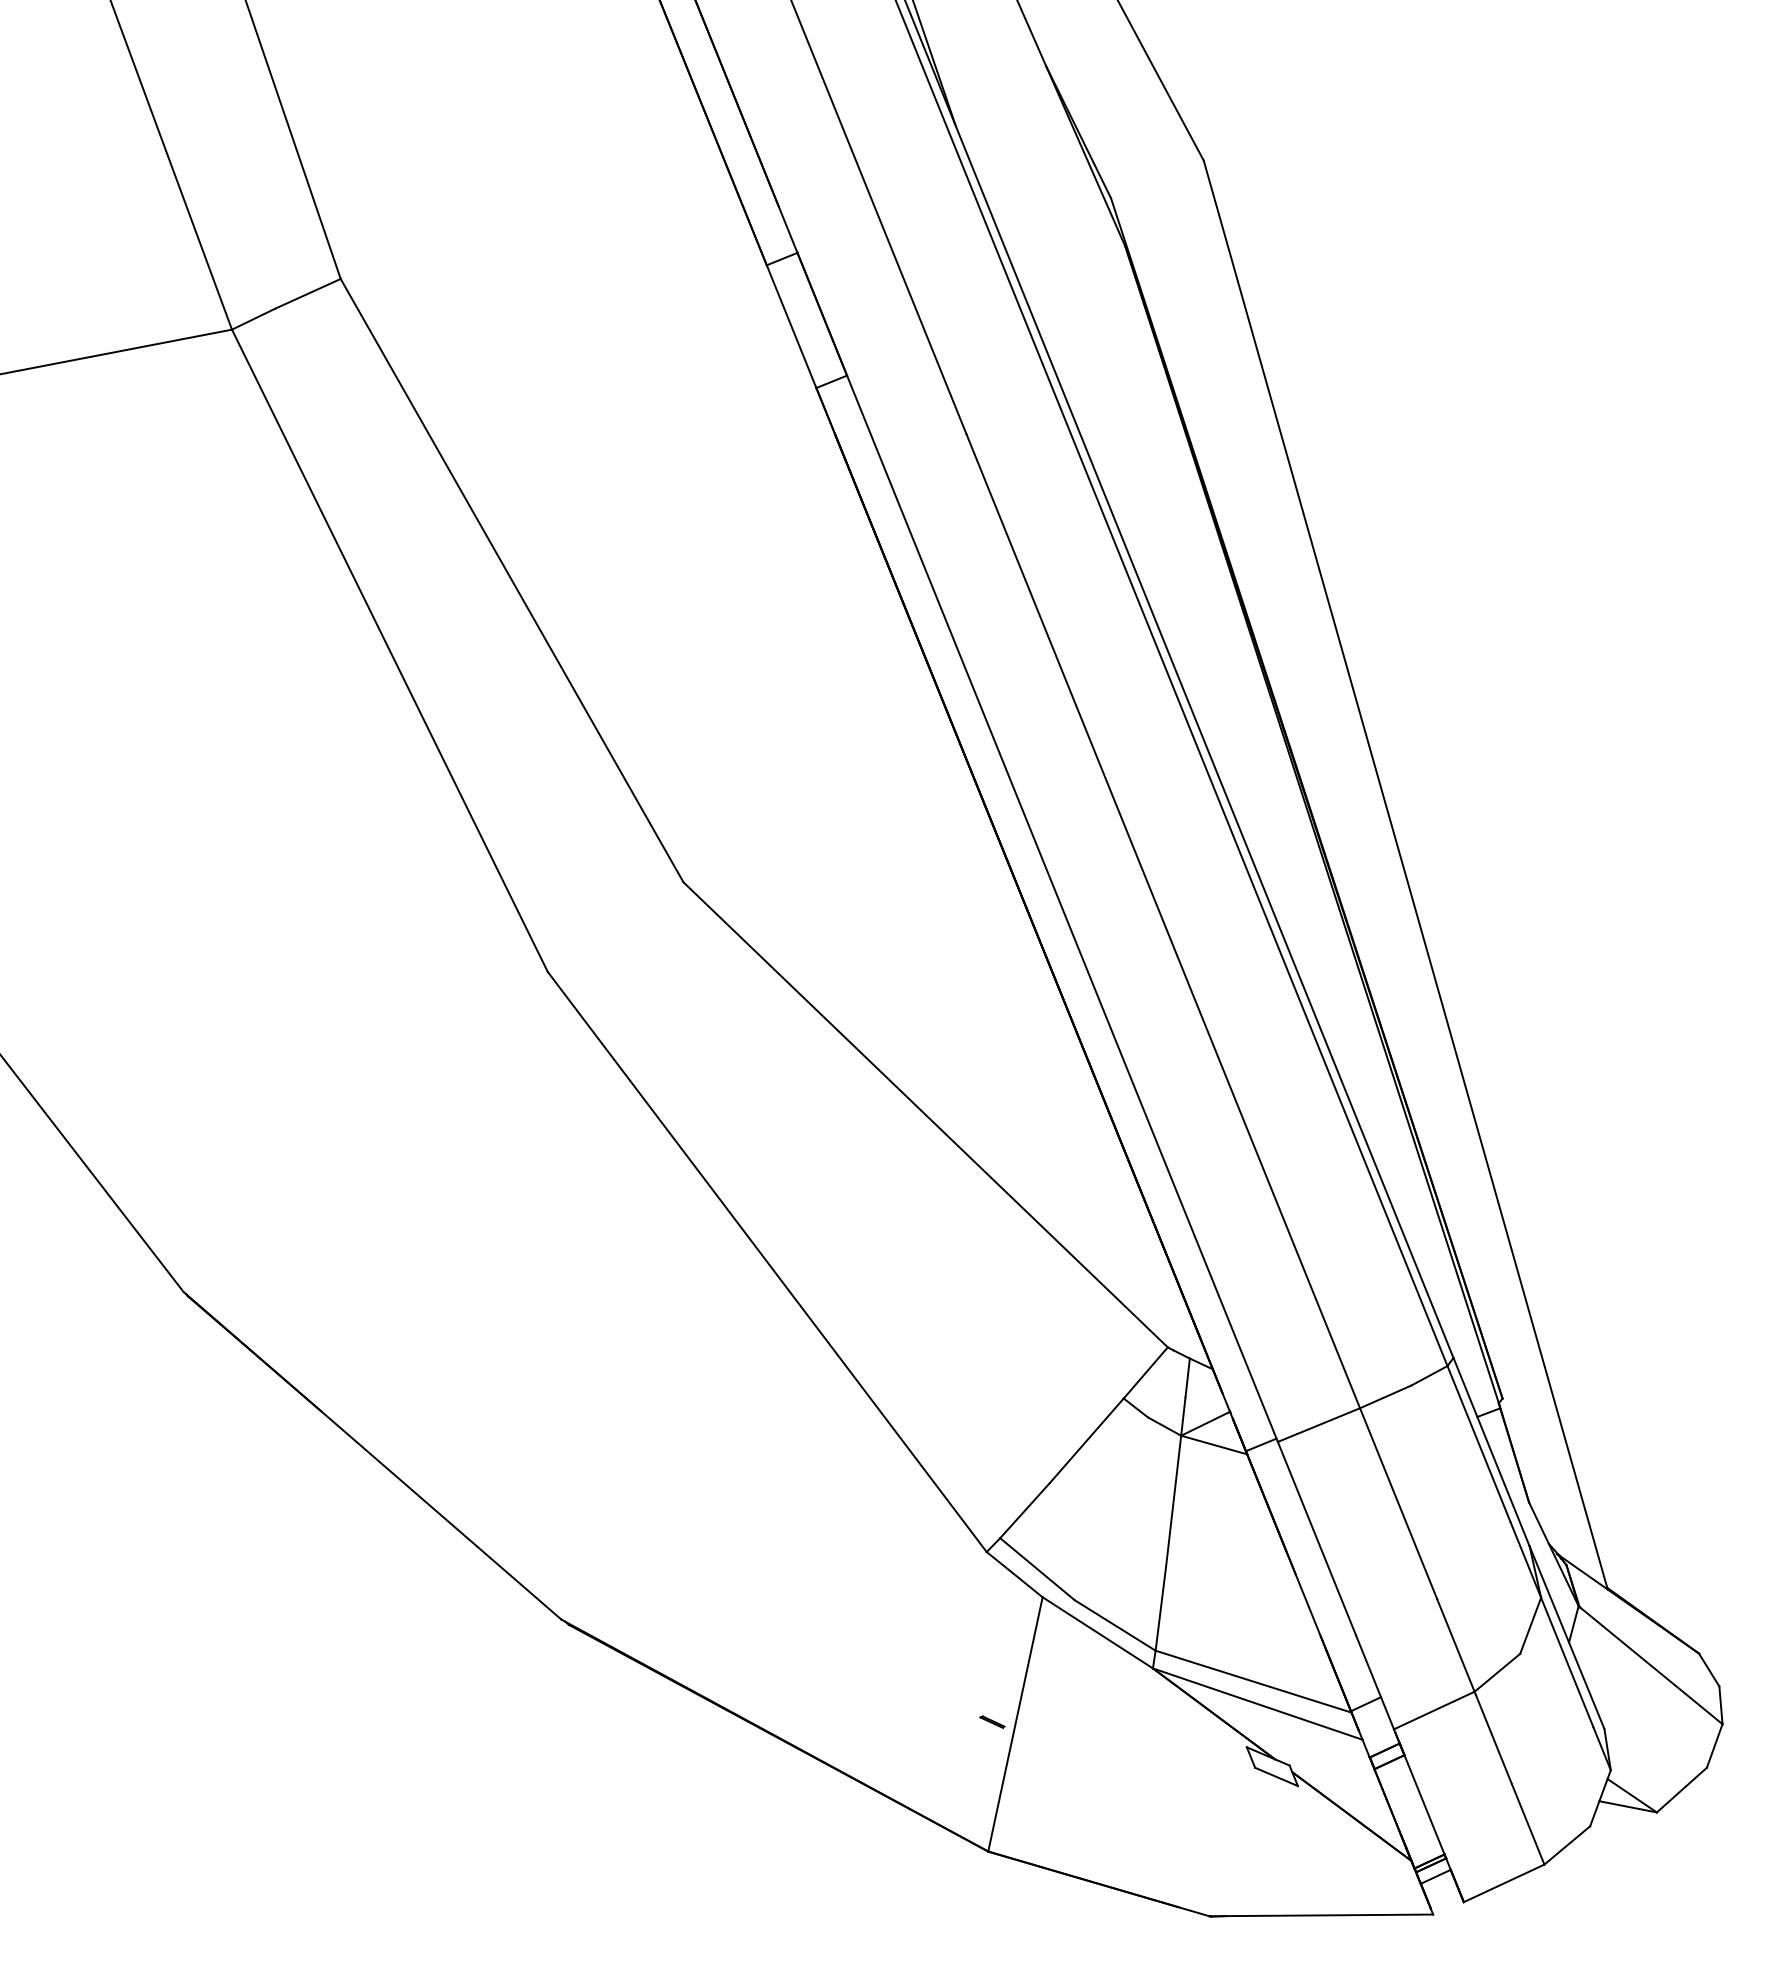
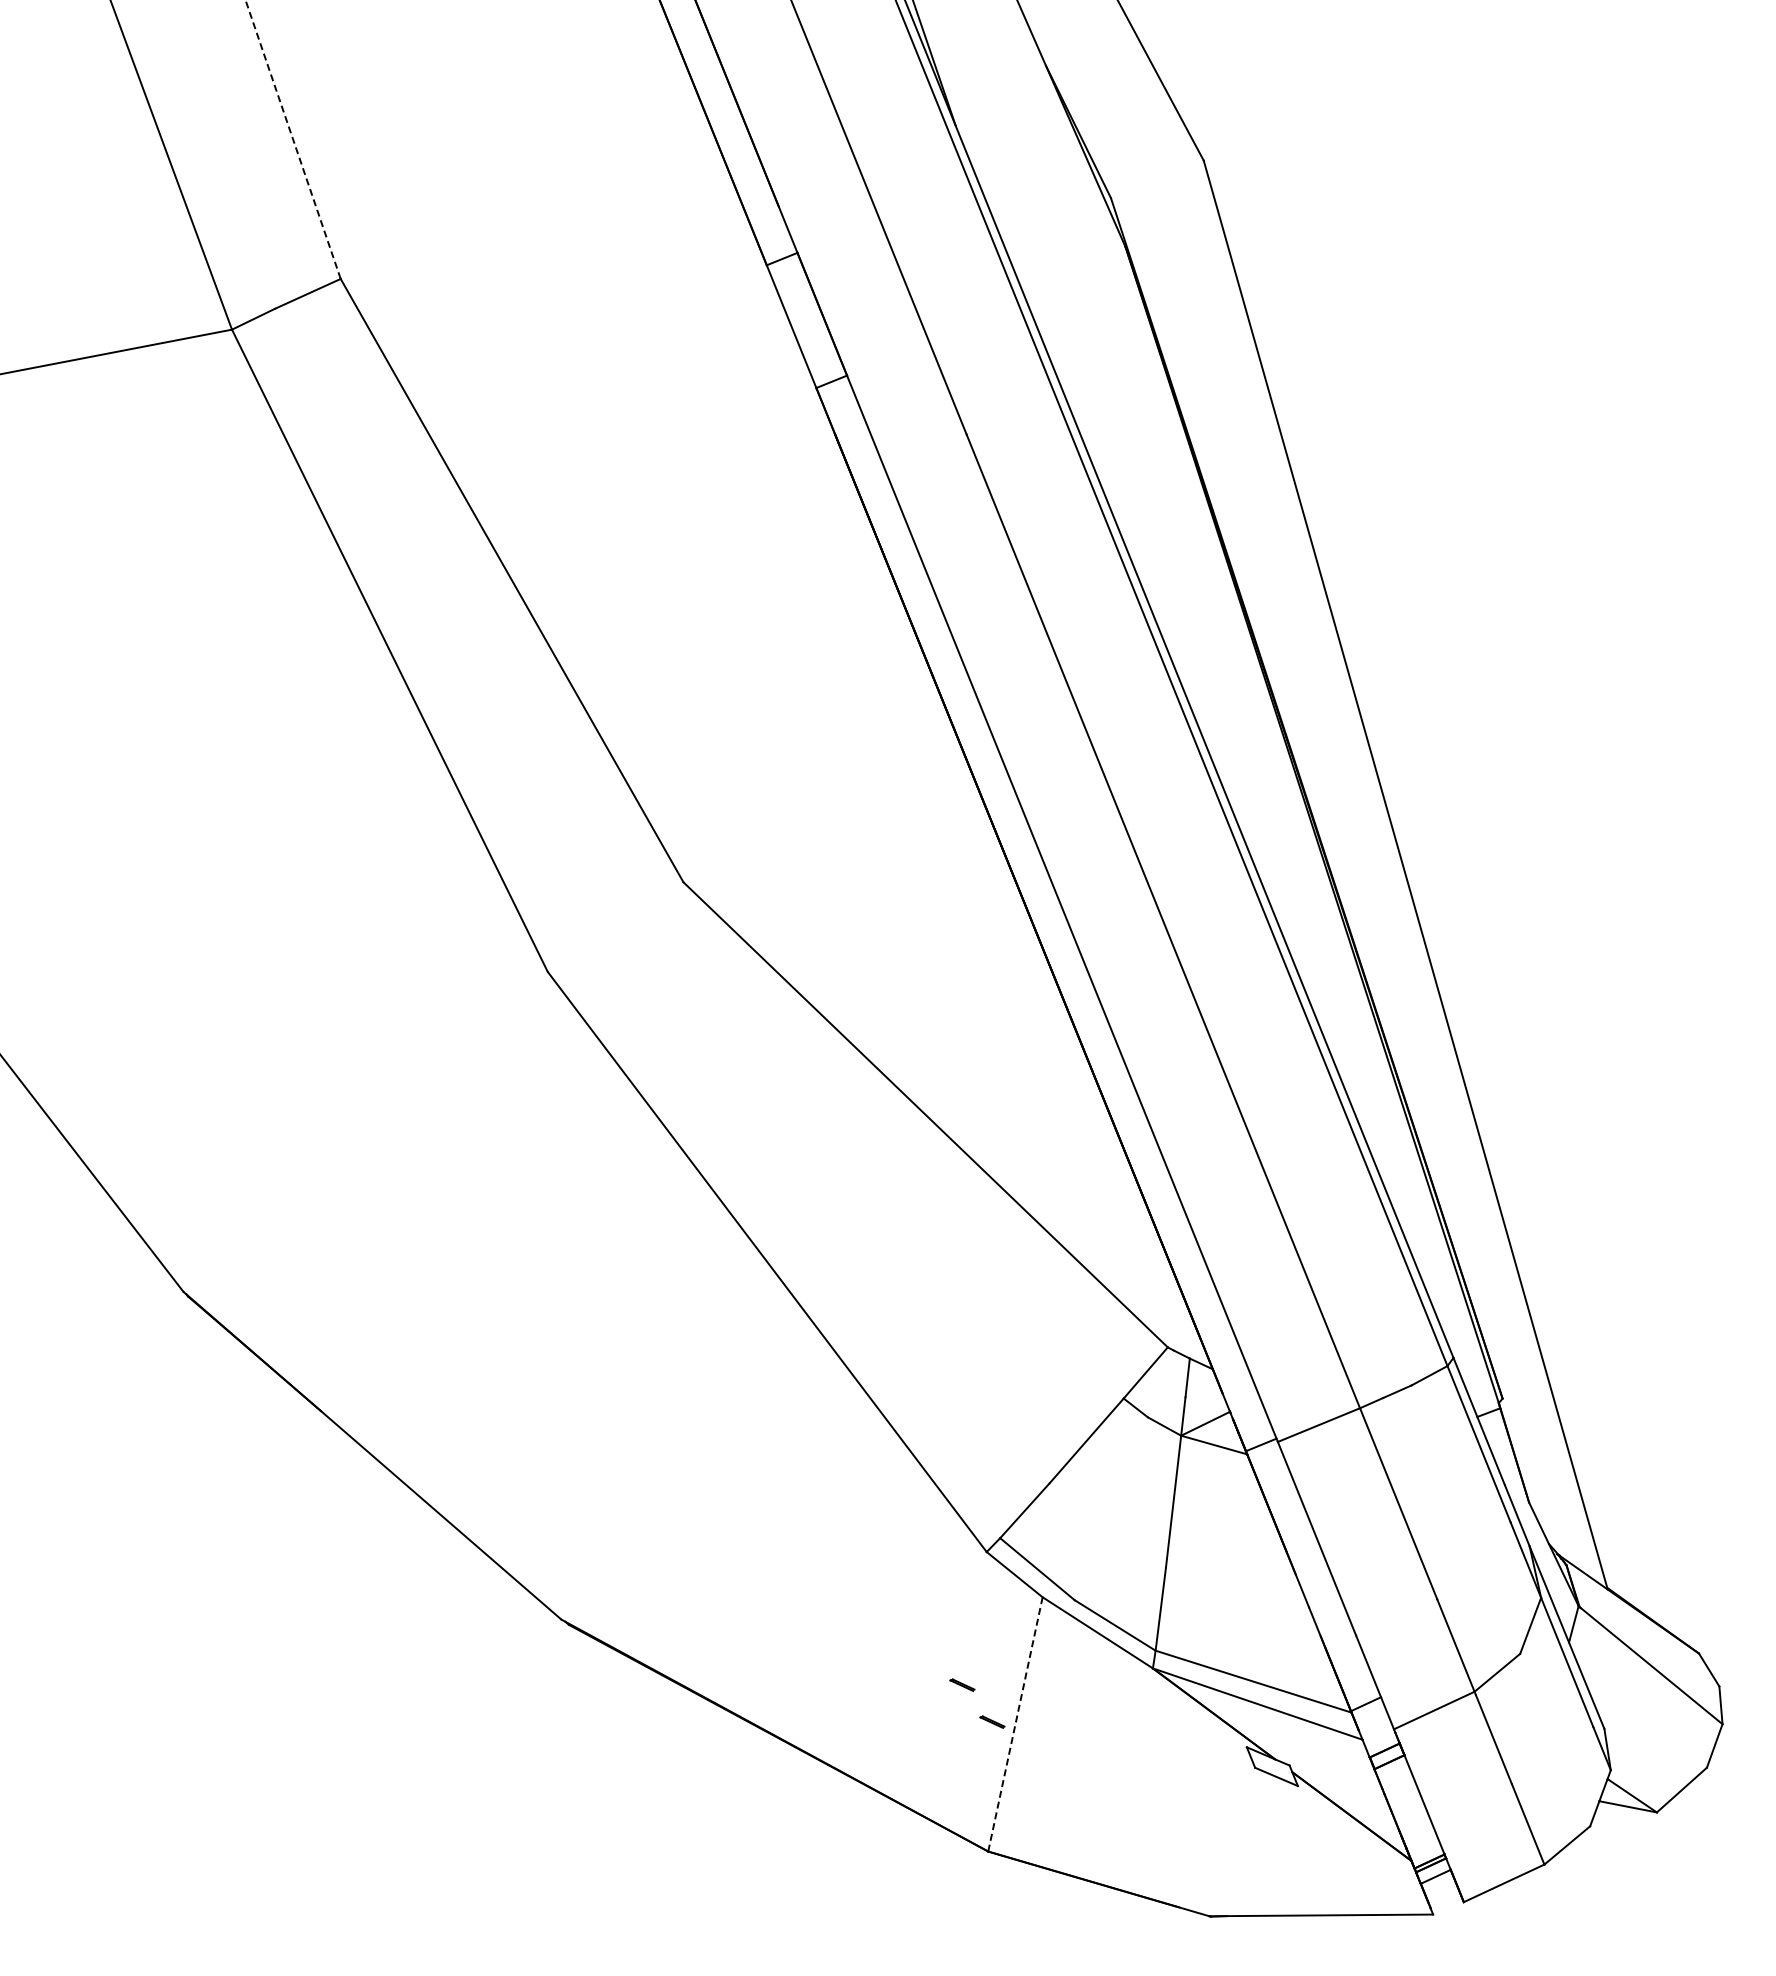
line: solid -> dashed (293, 139)
part: none -> present (962, 1684)
line: solid -> dashed (1015, 1724)
